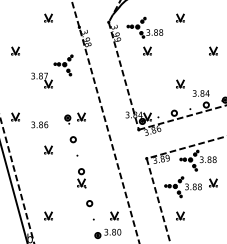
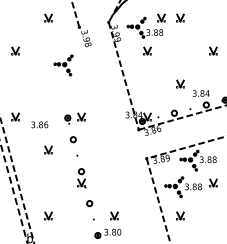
part: none -> present (161, 17)
part: present -> none (41, 80)
line: present -> none (108, 133)
line: solid -> dashed (13, 192)
